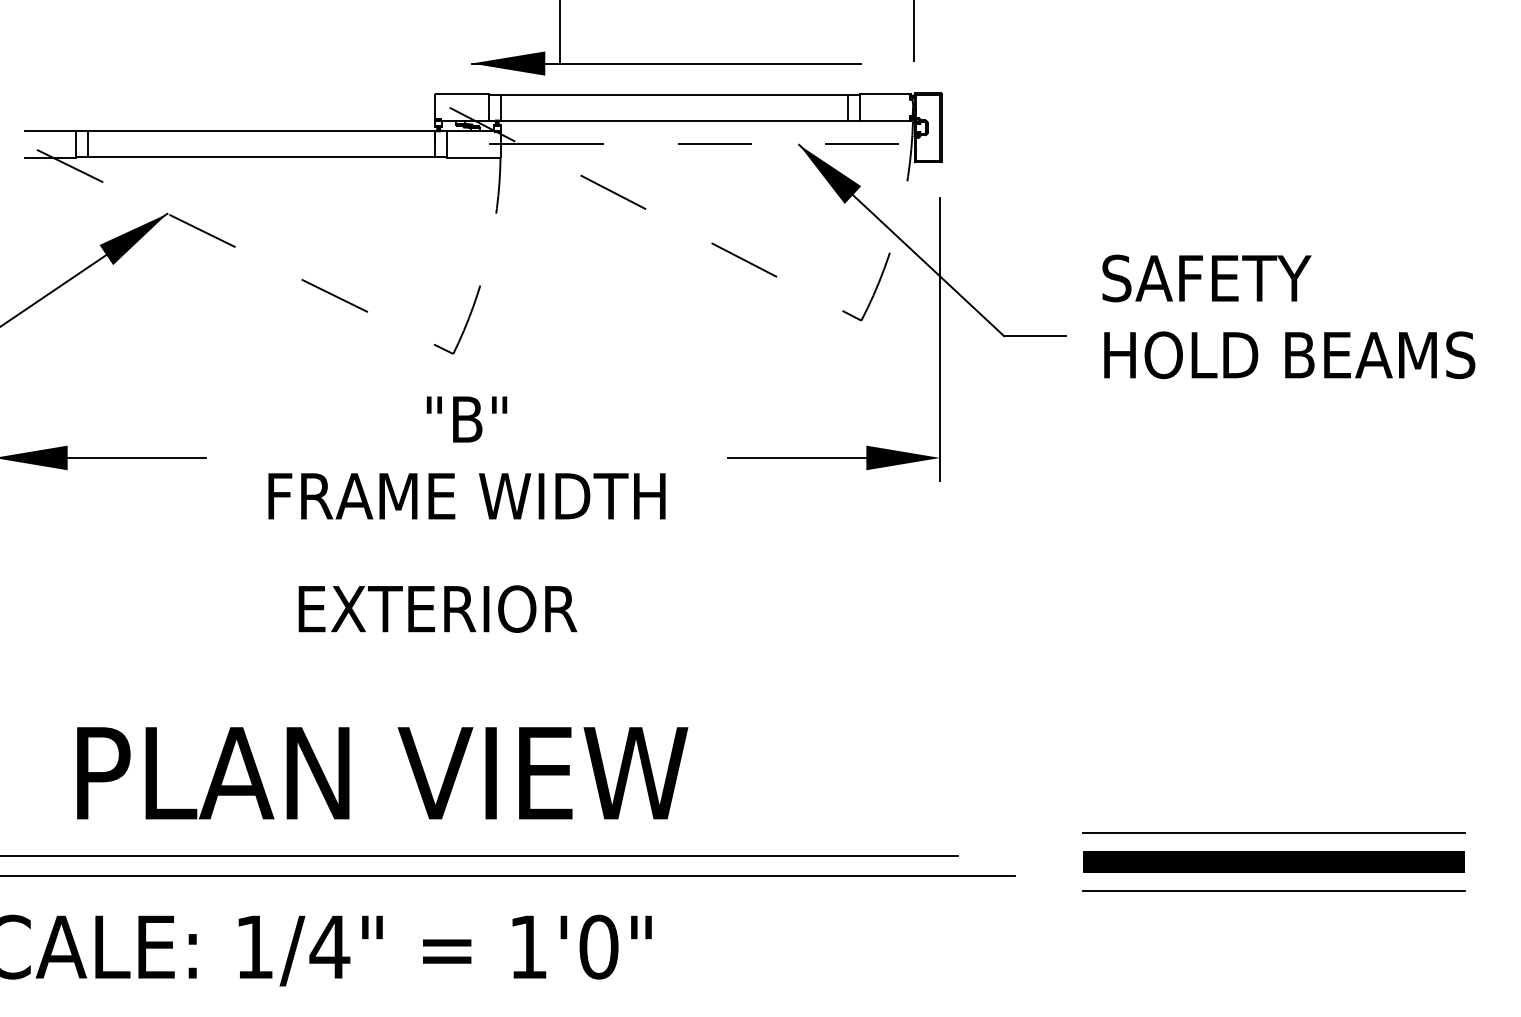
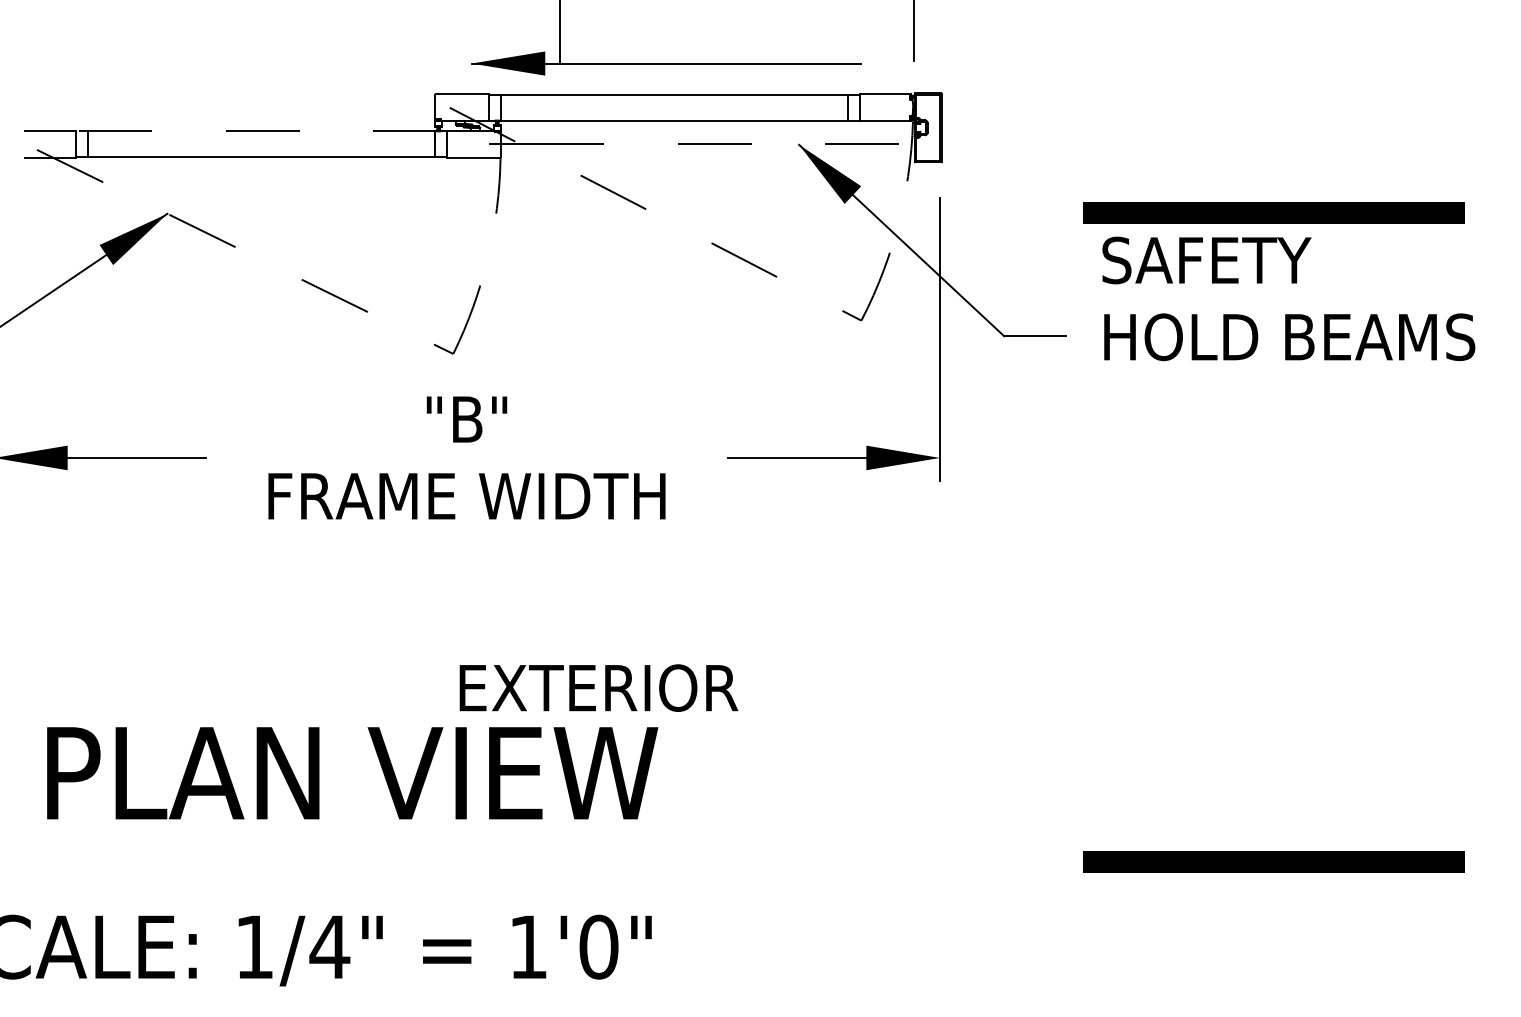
line: solid -> dashed (261, 131)
line: none -> present (1273, 212)
text position: (1288, 316) -> (1288, 298) (1288, 298)
text position: (437, 608) -> (598, 687) (598, 687)
text position: (382, 773) -> (352, 773) (352, 773)
line: present -> none (1274, 832)
line: present -> none (479, 856)
line: present -> none (508, 876)
line: present -> none (1274, 890)
